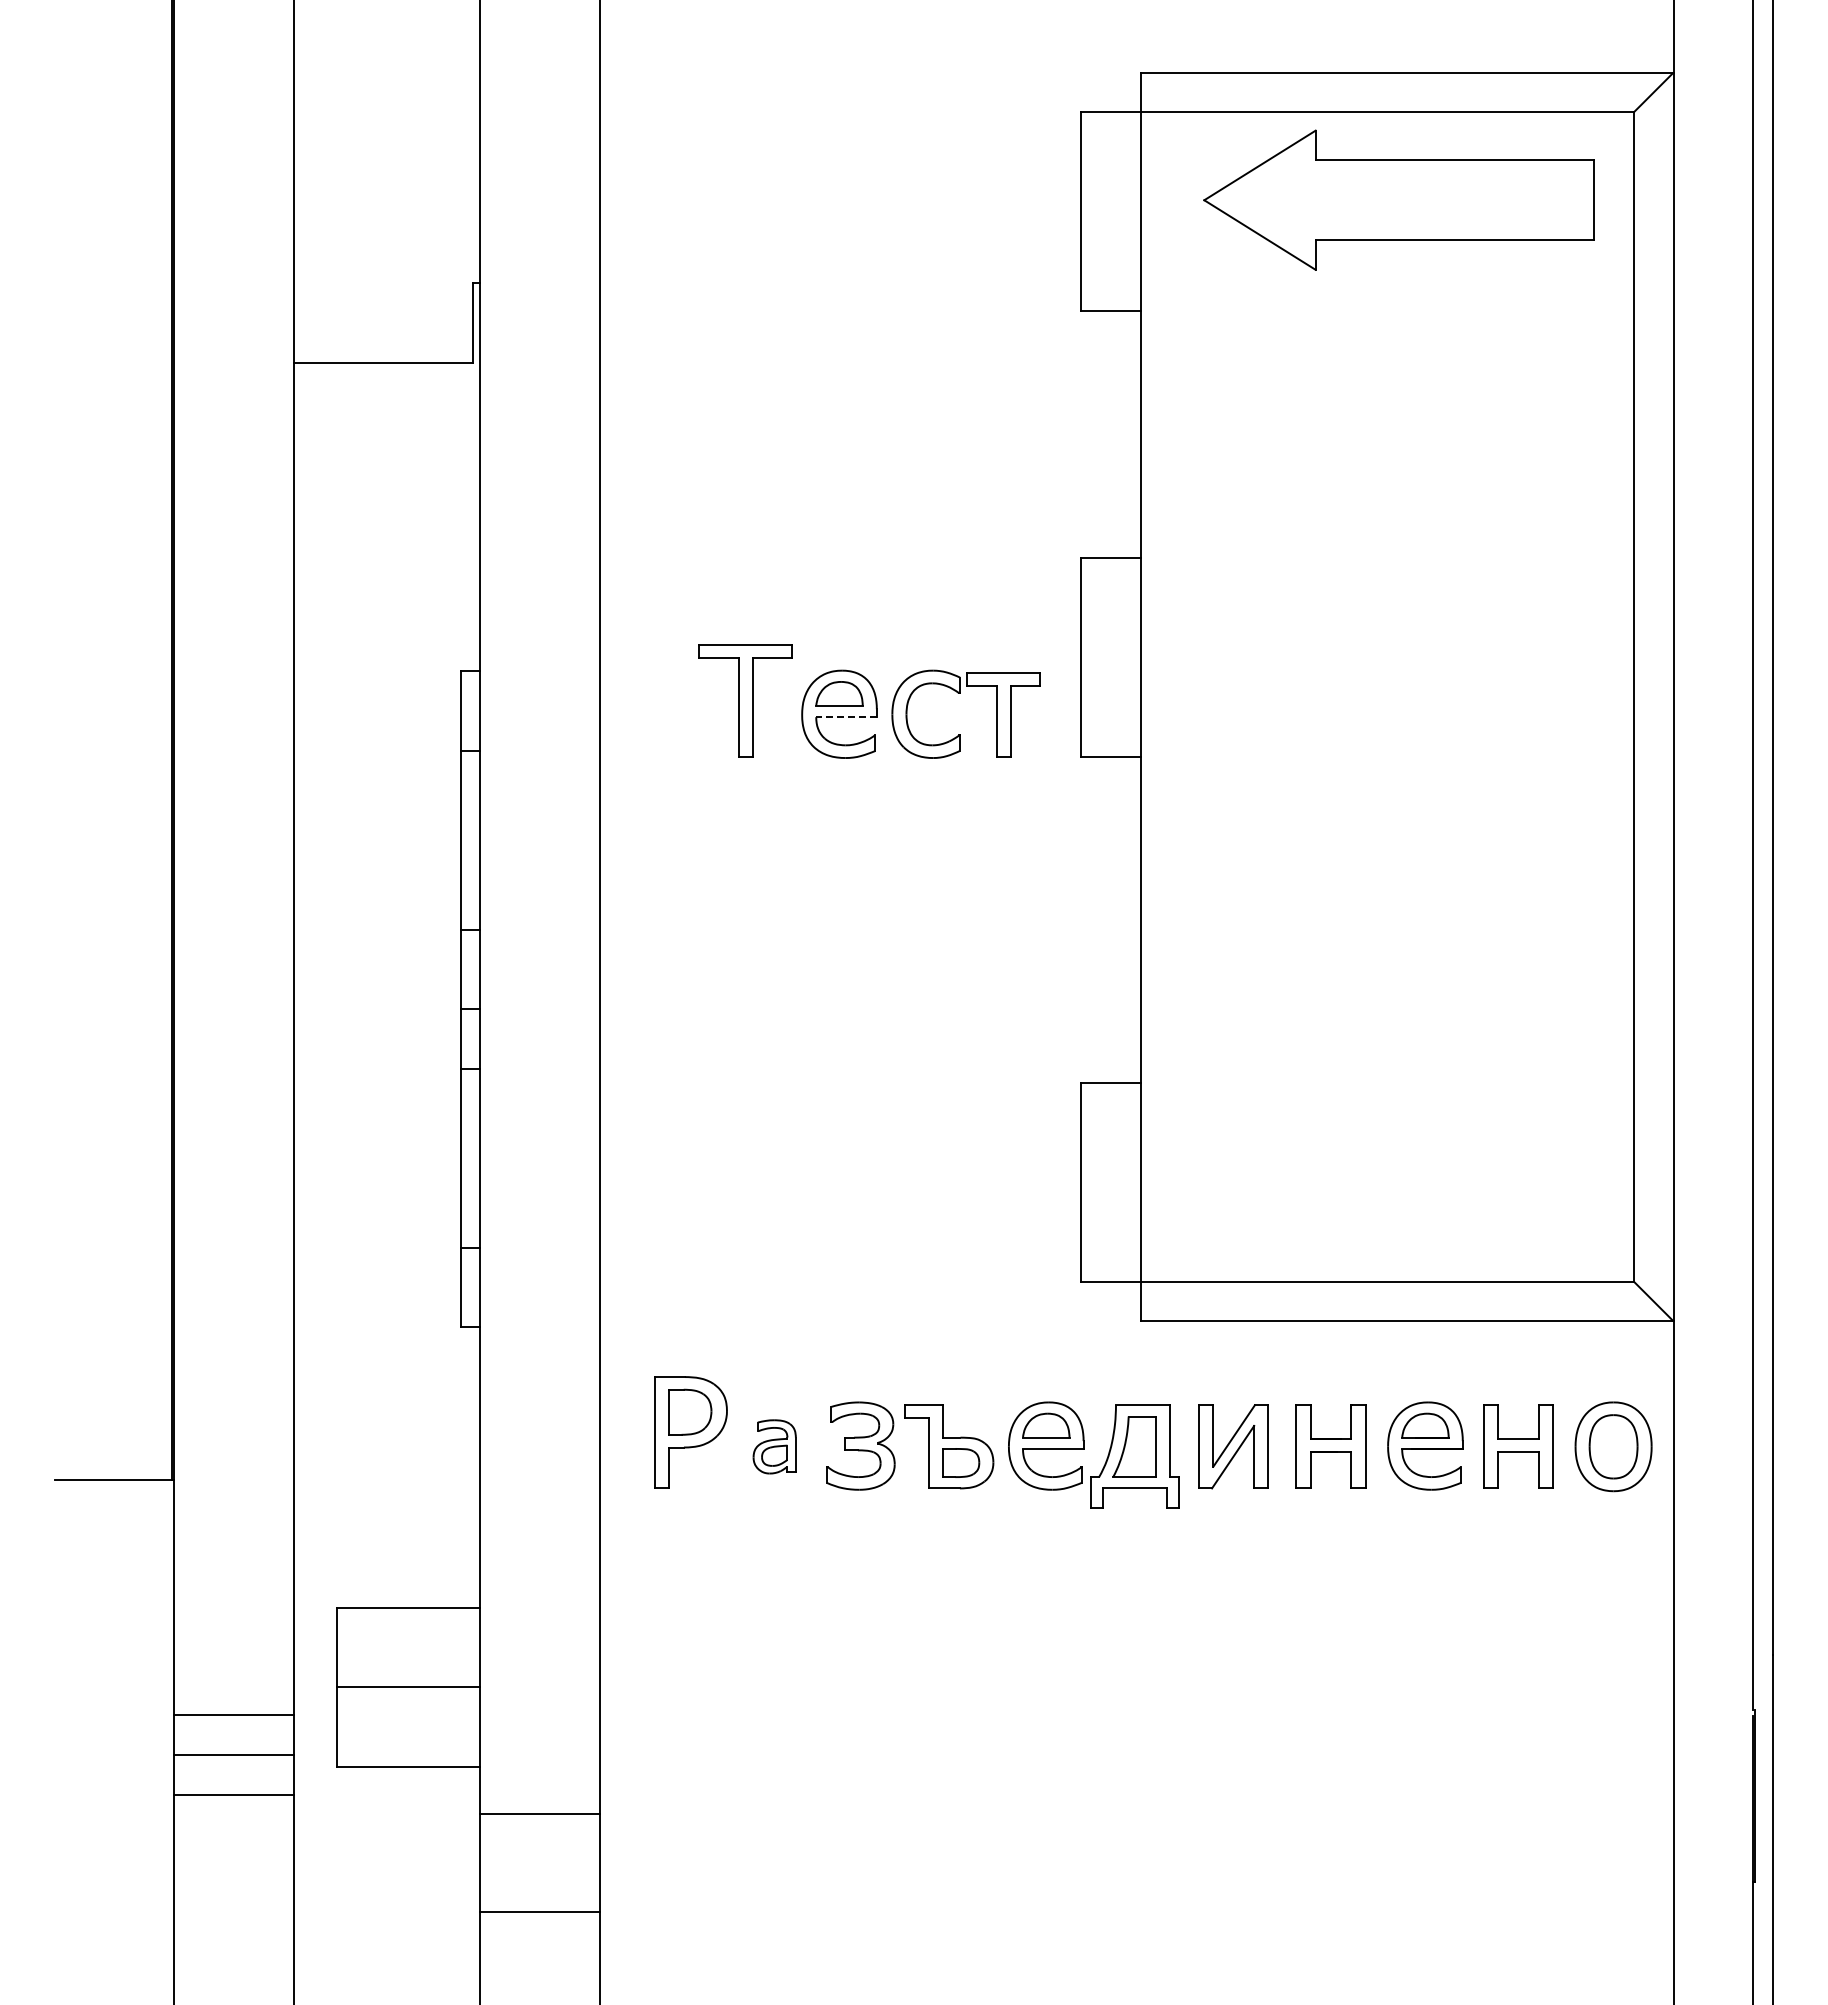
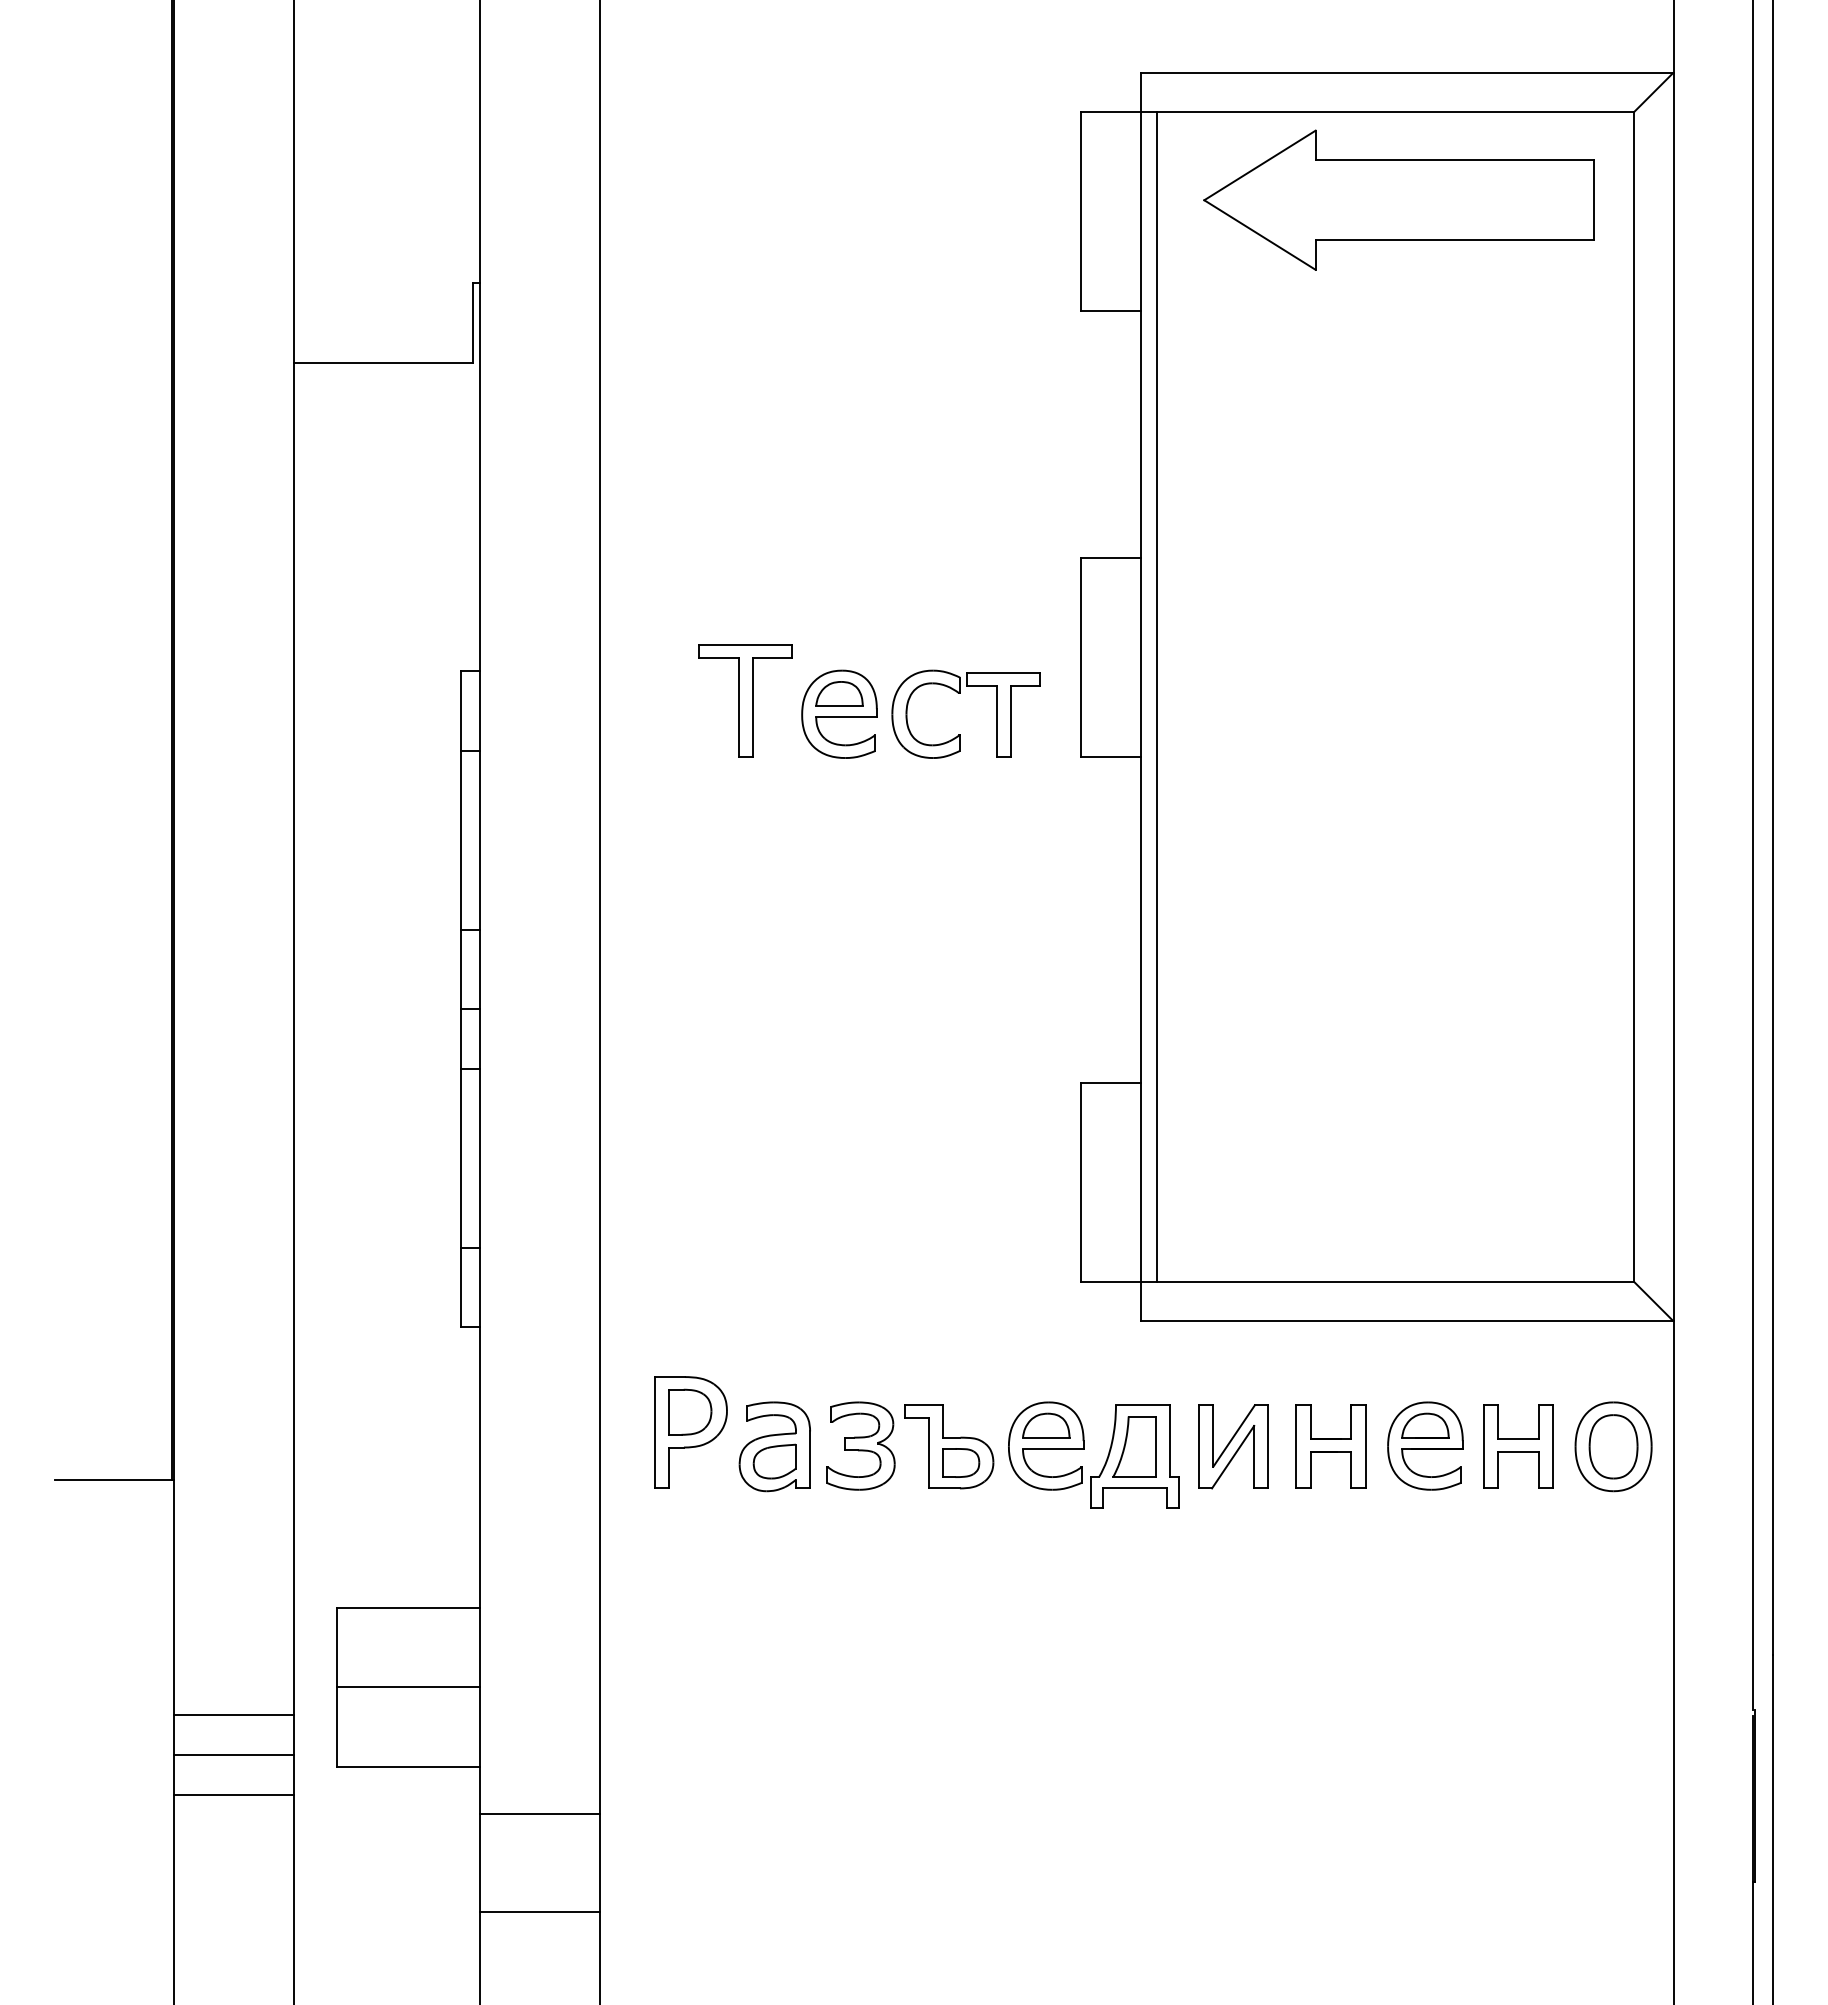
line: none -> present (1156, 696)
line: dashed -> solid (846, 717)
part size: 45x56 px -> 73x92 px (774, 1446)
